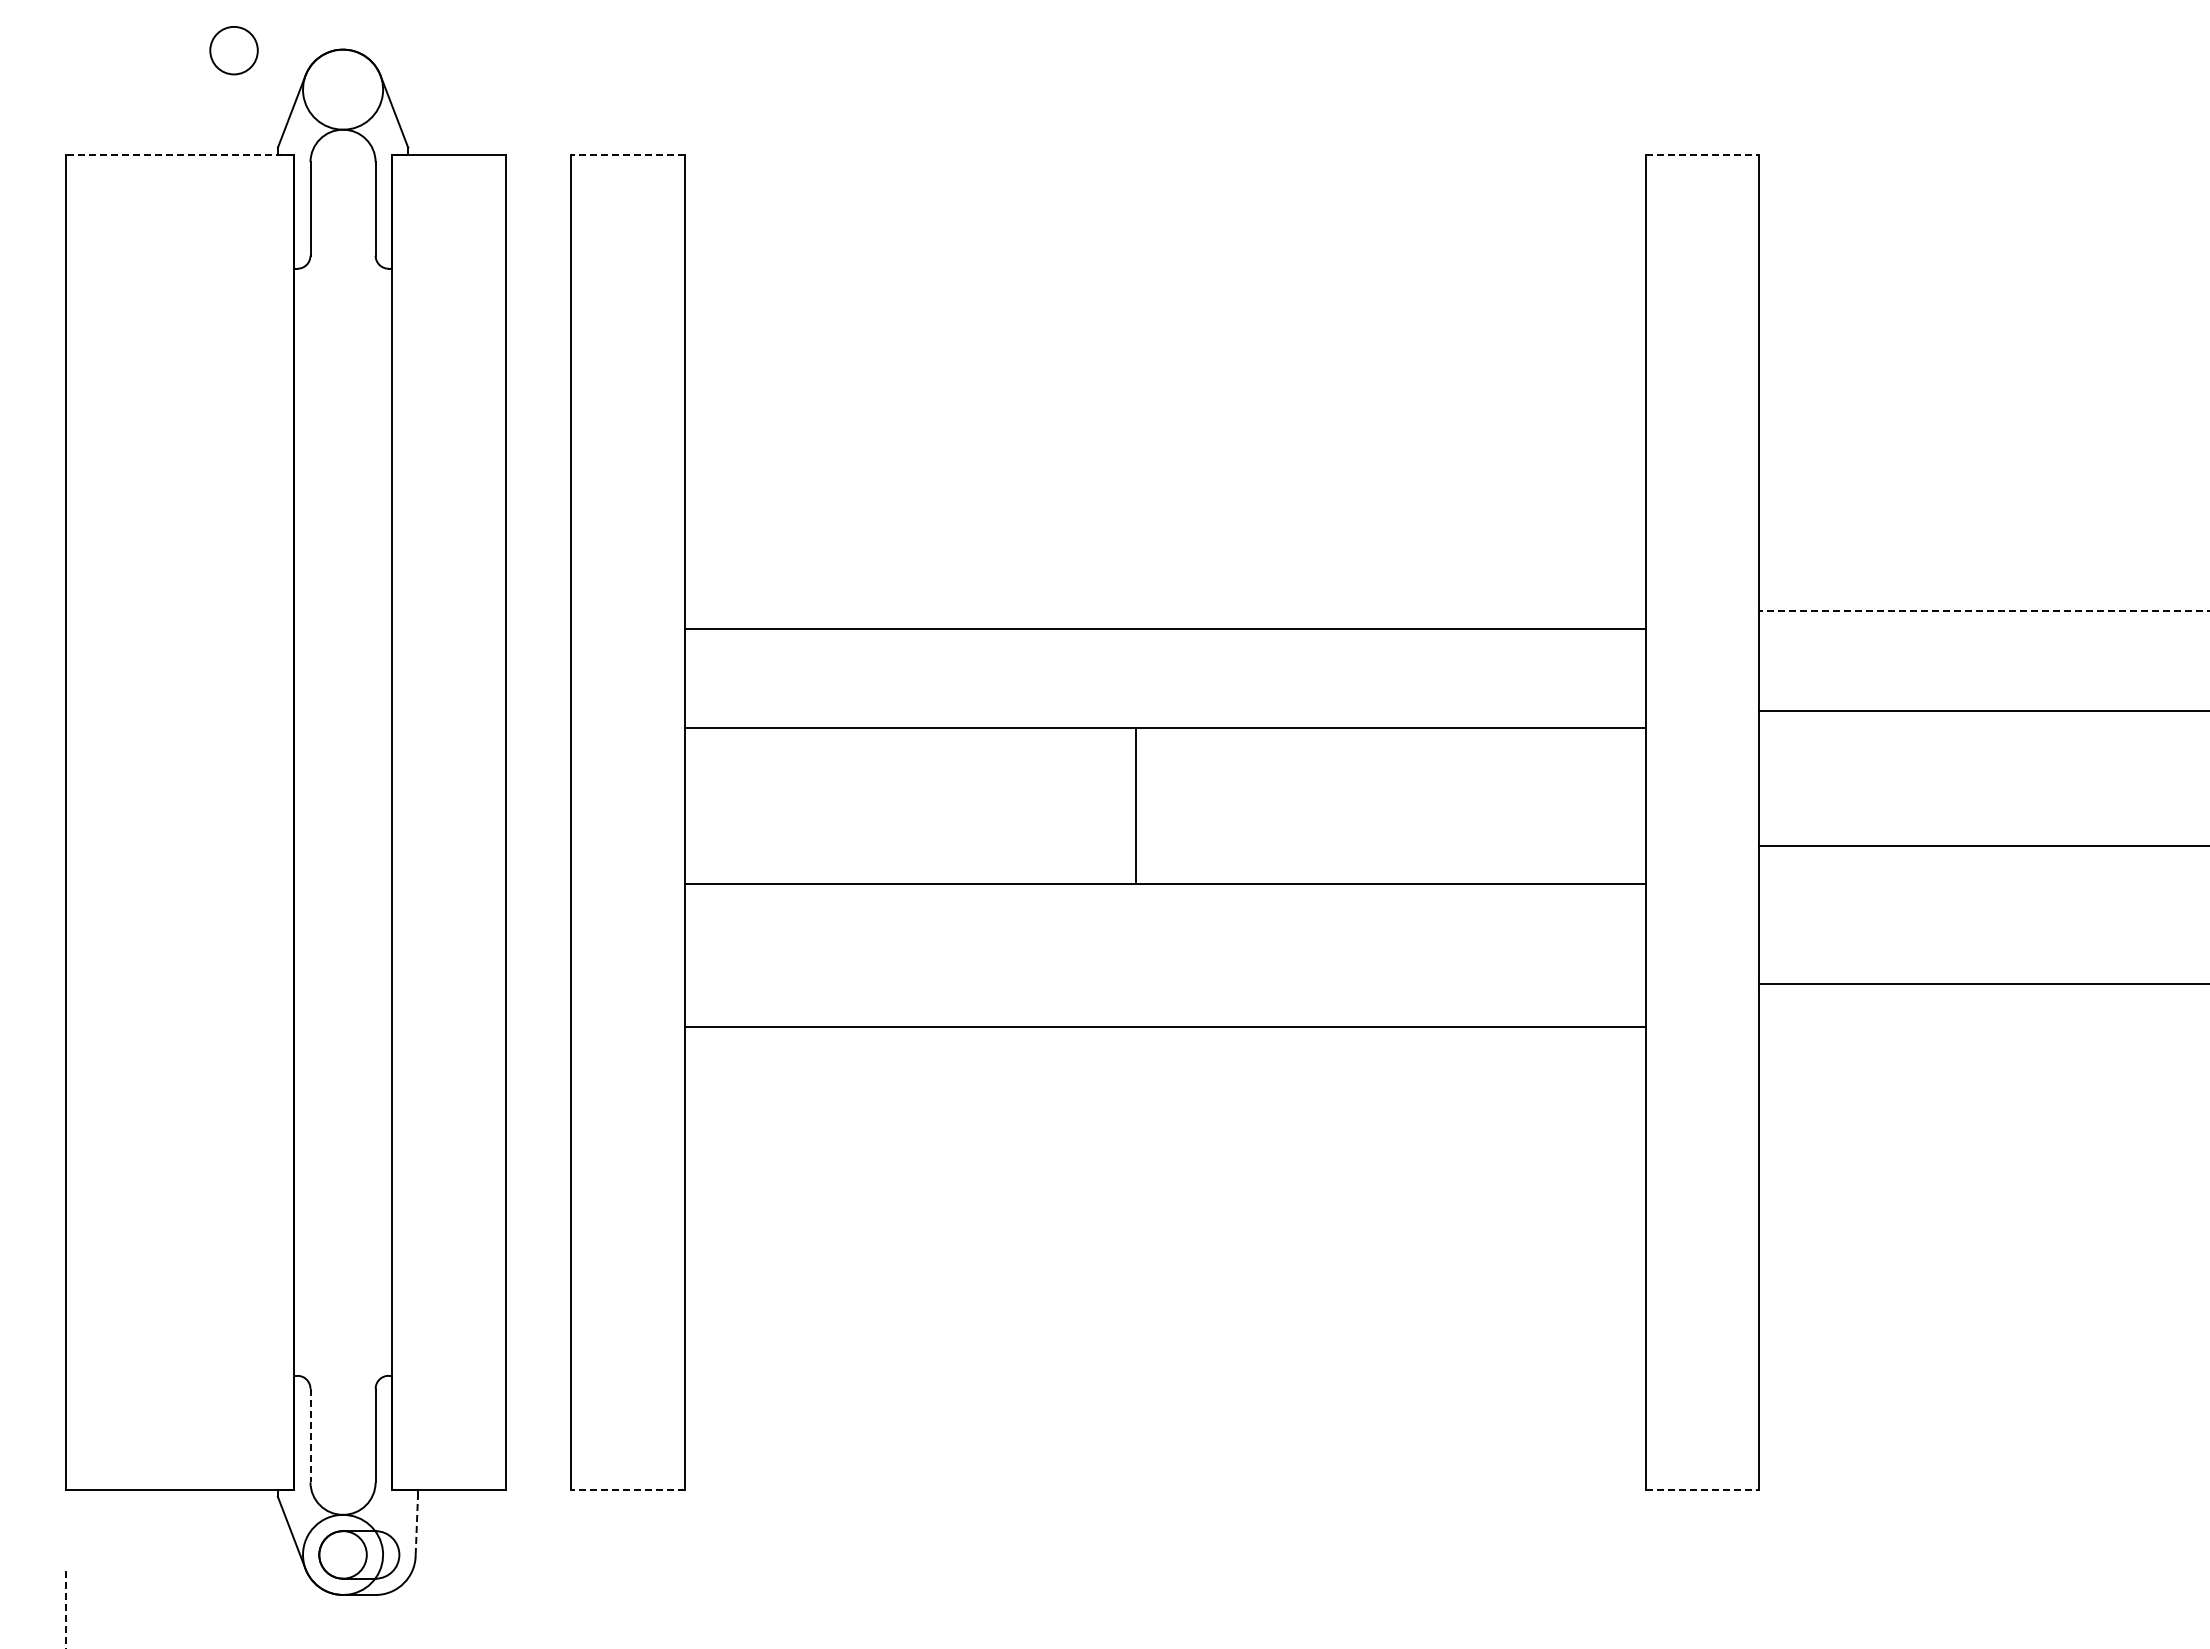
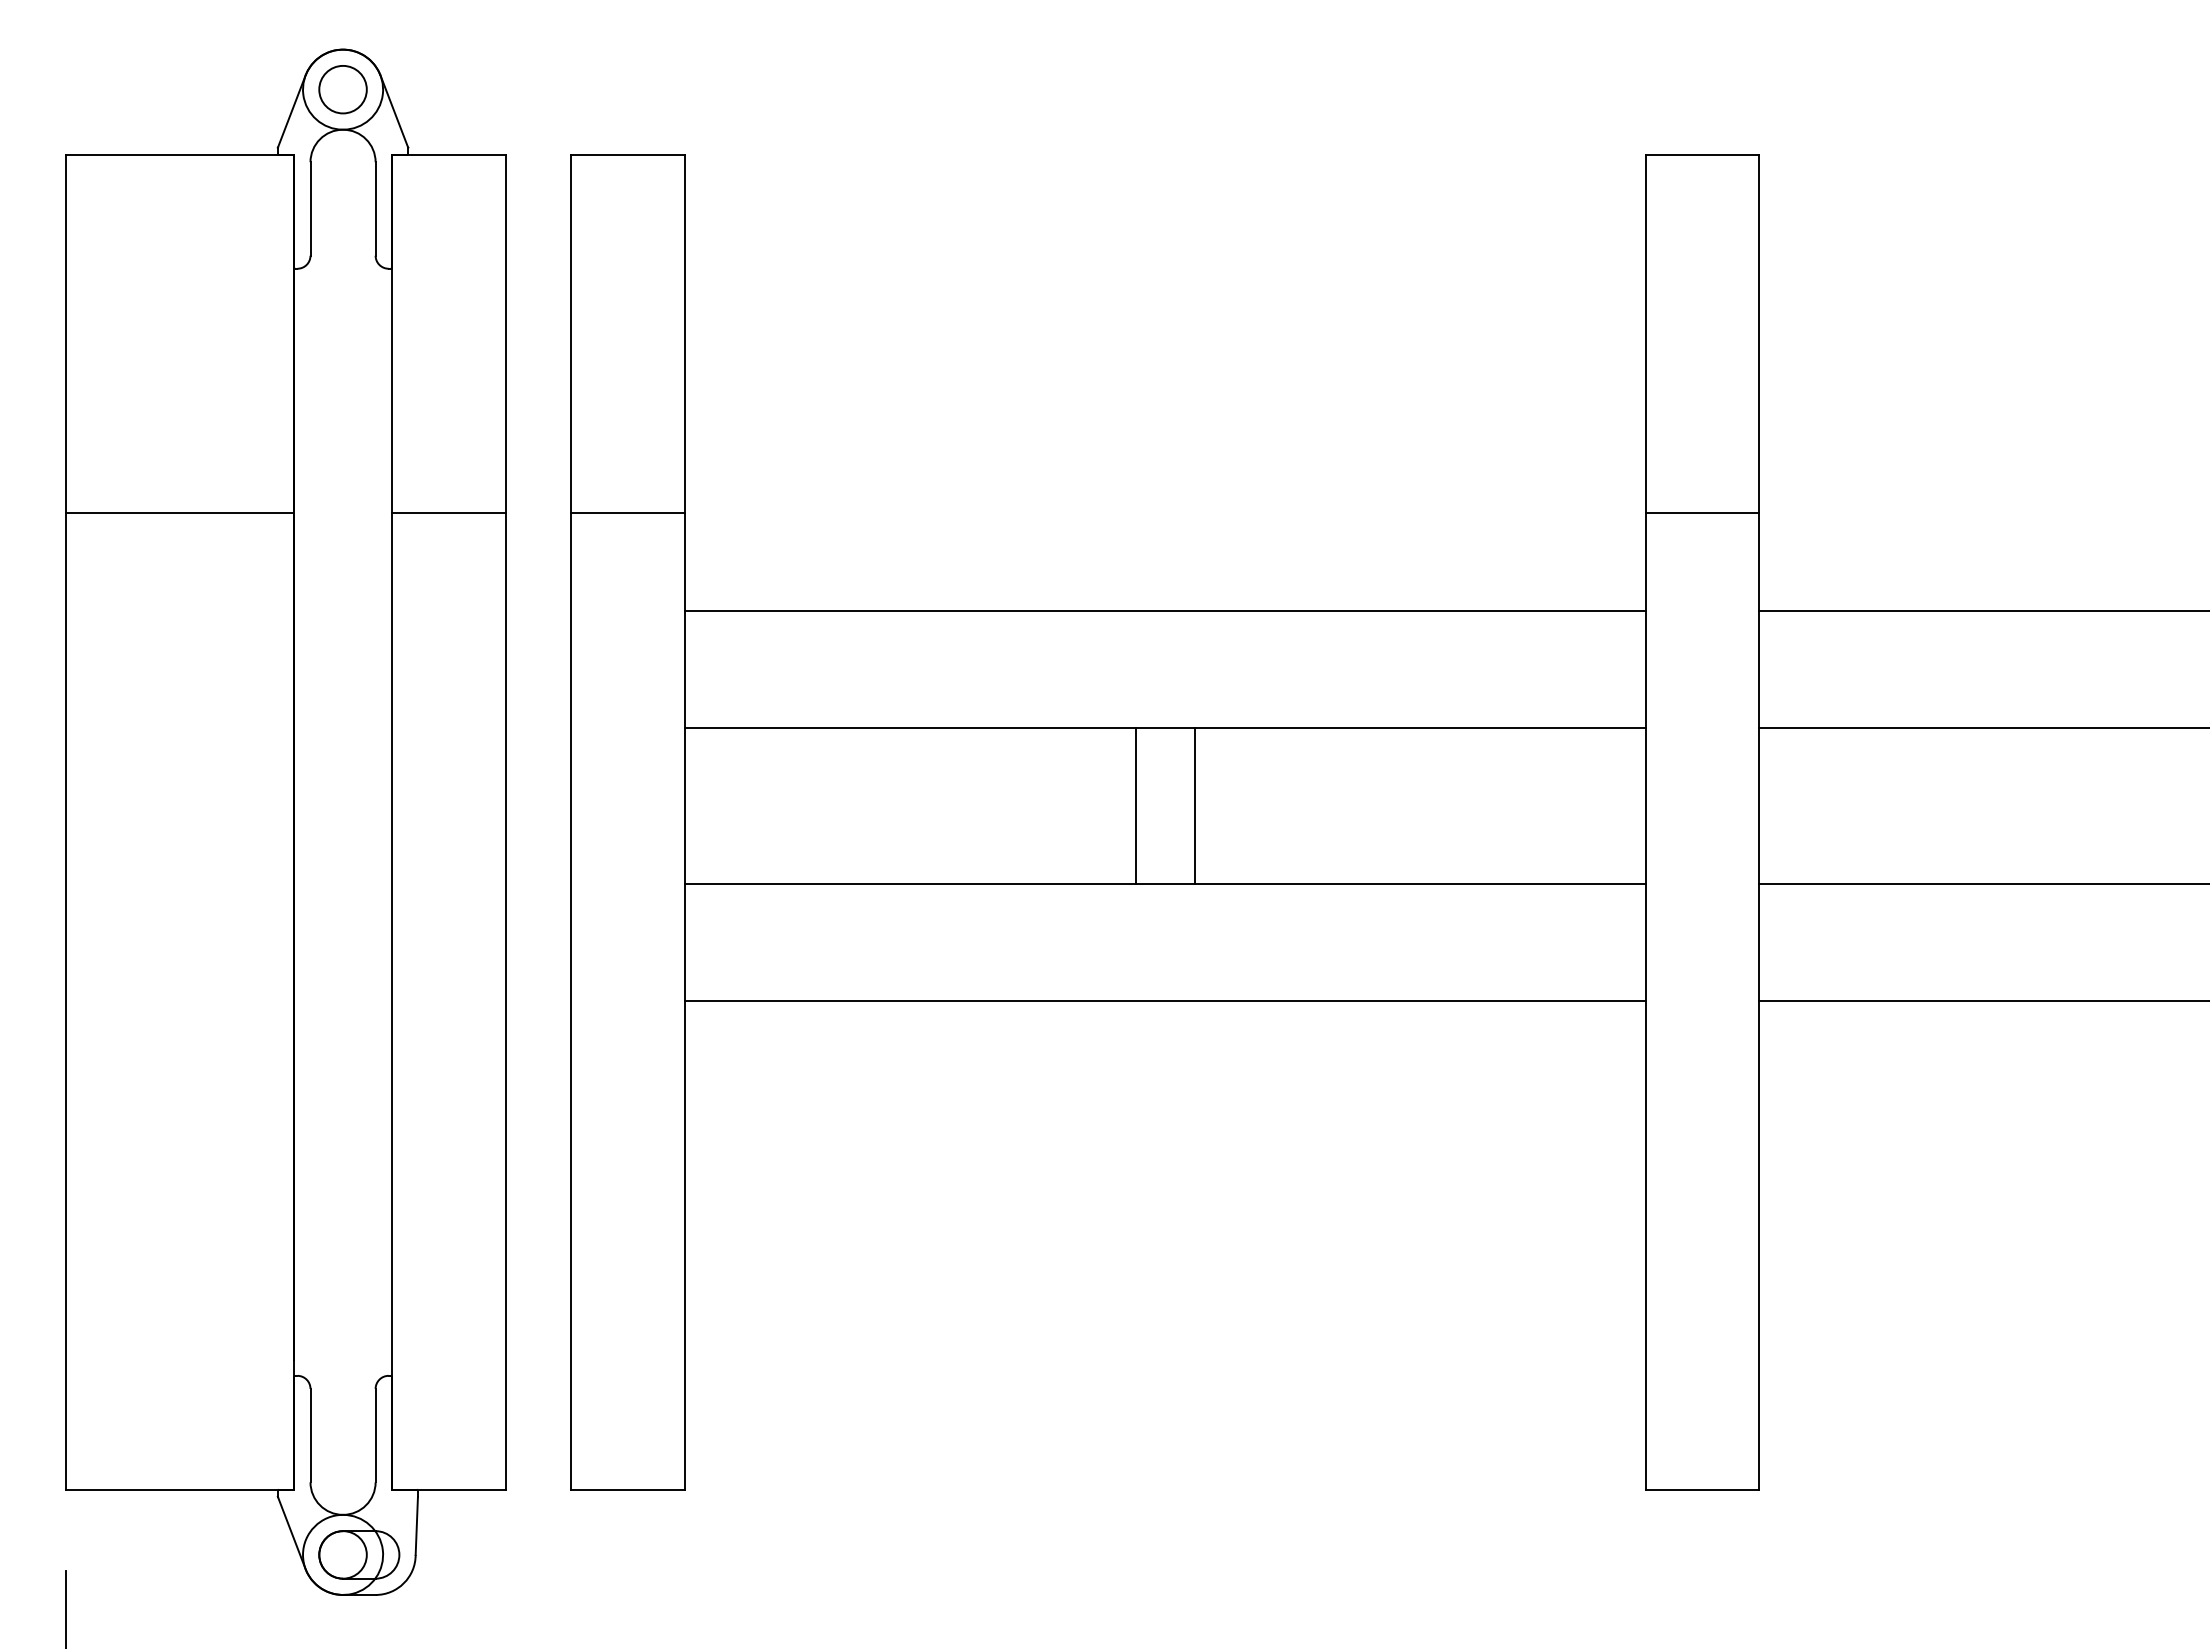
circle position: (233, 50) -> (342, 89) (342, 89)
line: dashed -> solid (180, 154)
line: dashed -> solid (627, 154)
line: dashed -> solid (1702, 154)
line: none -> present (180, 512)
line: none -> present (448, 512)
line: none -> present (627, 512)
line: none -> present (1702, 512)
line: dashed -> solid (1984, 610)
line position: (1164, 628) -> (1164, 610) (1164, 610)
line position: (1982, 710) -> (1982, 727) (1982, 727)
line: none -> present (1194, 805)
line position: (1982, 846) -> (1982, 884) (1982, 884)
line position: (1982, 984) -> (1982, 1001) (1982, 1001)
line position: (1164, 1027) -> (1164, 1001) (1164, 1001)
line: dashed -> solid (310, 1435)
line: dashed -> solid (627, 1489)
line: dashed -> solid (1702, 1489)
line: dashed -> solid (416, 1525)
line: dashed -> solid (66, 1610)
